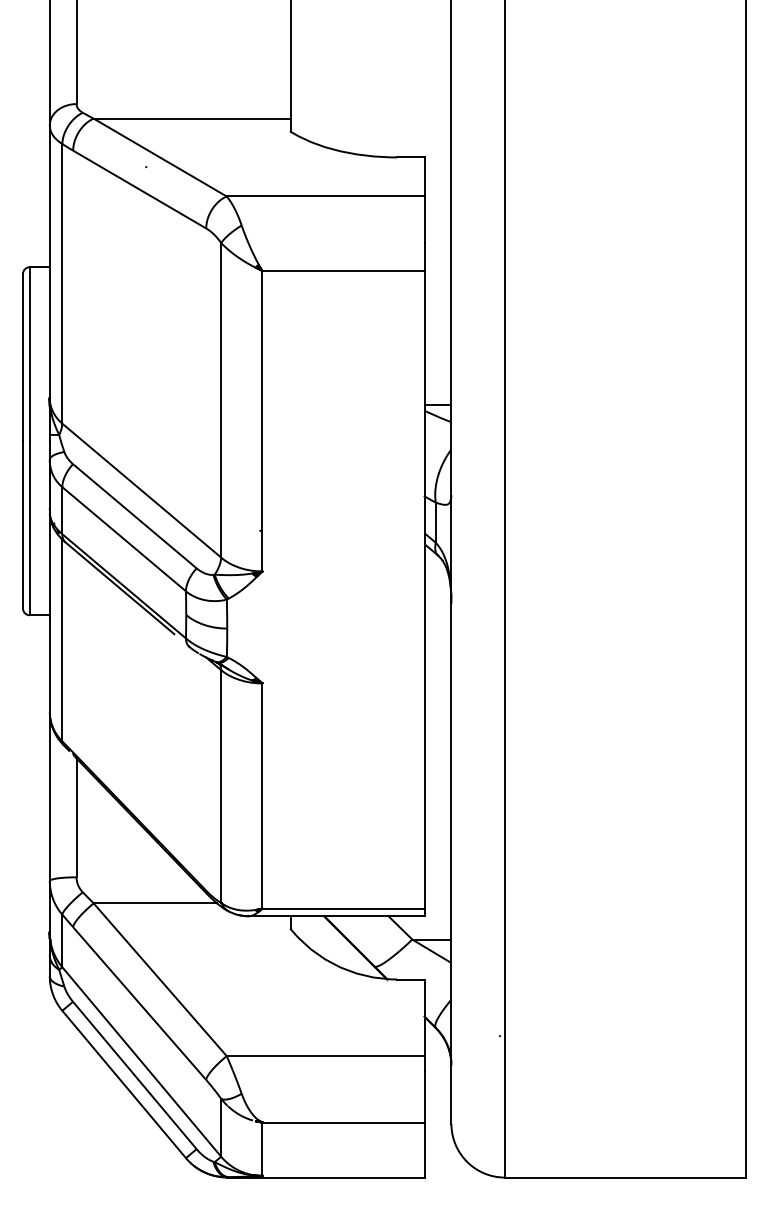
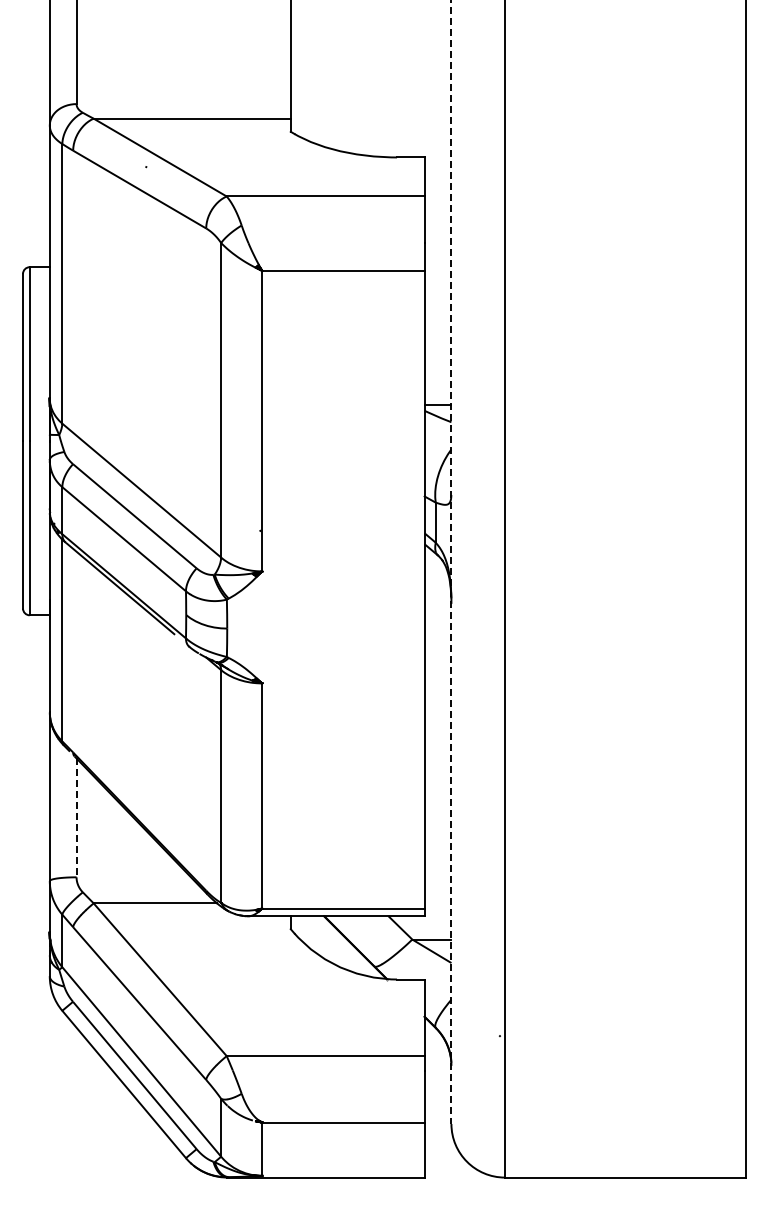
line: solid -> dashed (451, 562)
line: solid -> dashed (76, 818)
